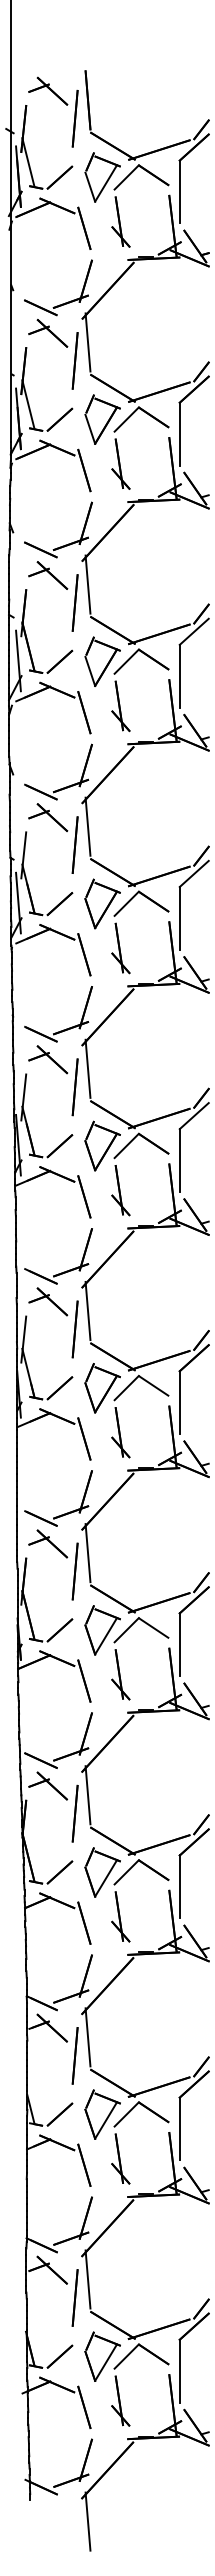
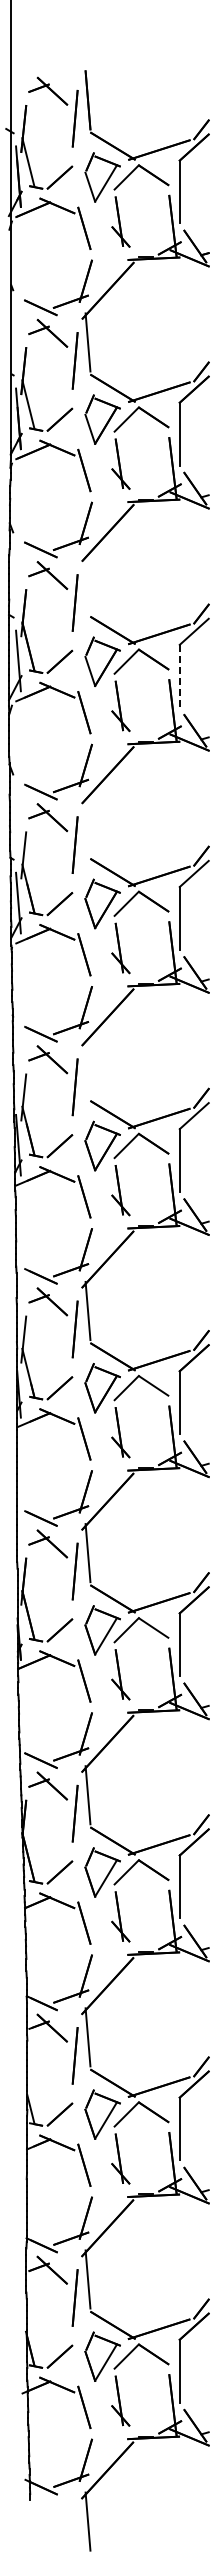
line: present -> none (87, 584)
line: solid -> dashed (179, 676)
line: present -> none (87, 826)
line: present -> none (87, 1068)
